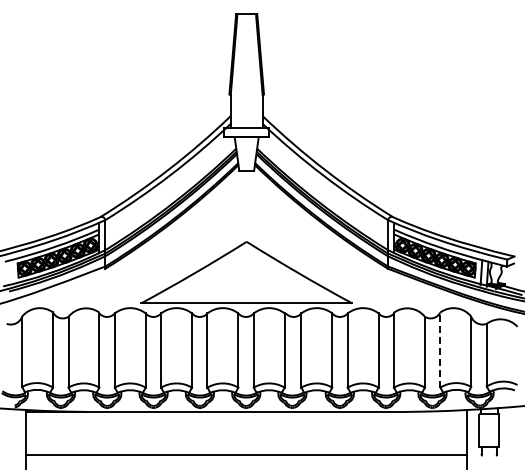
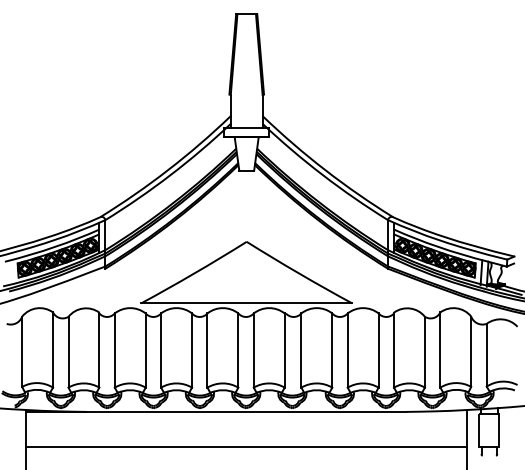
line: dashed -> solid (440, 350)
line position: (246, 454) -> (246, 446) (246, 446)
